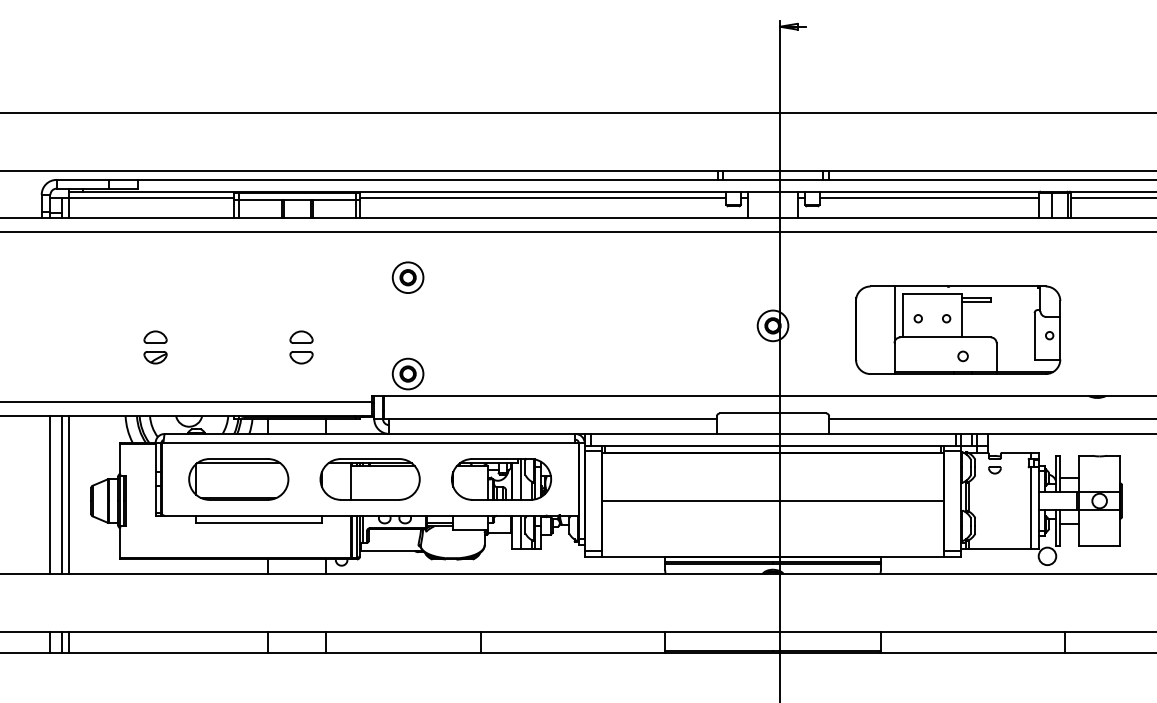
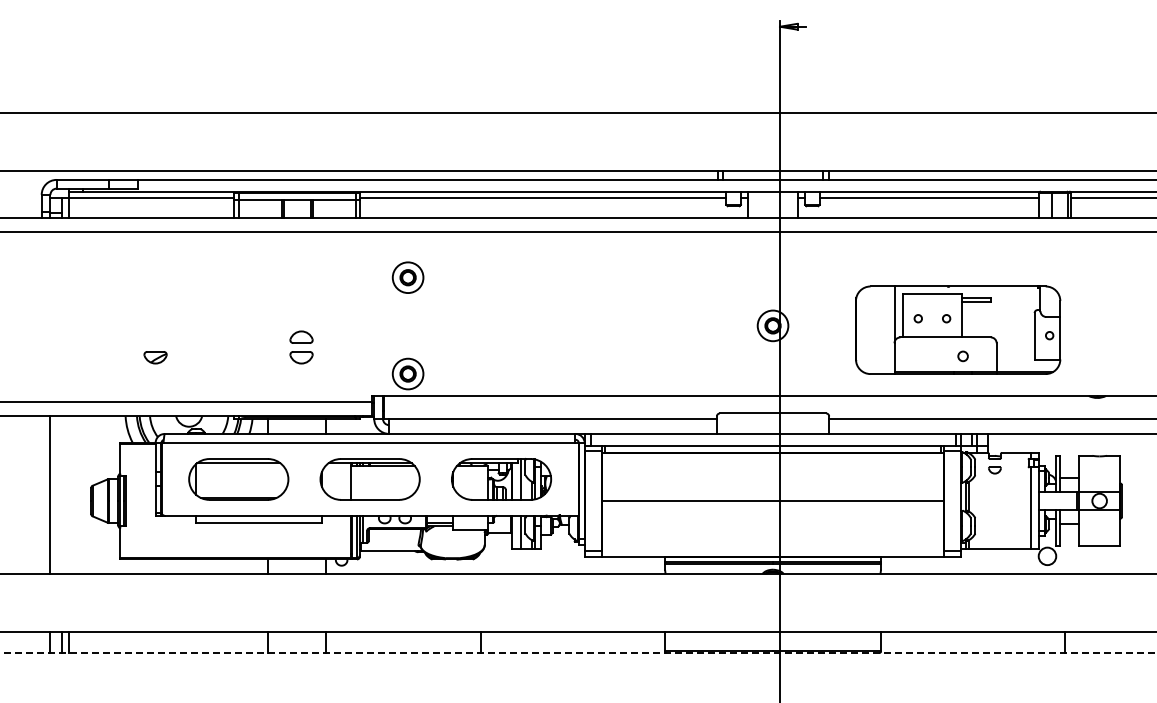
part: present -> none (155, 336)
line: present -> none (62, 495)
line: present -> none (68, 495)
line: solid -> dashed (578, 652)
